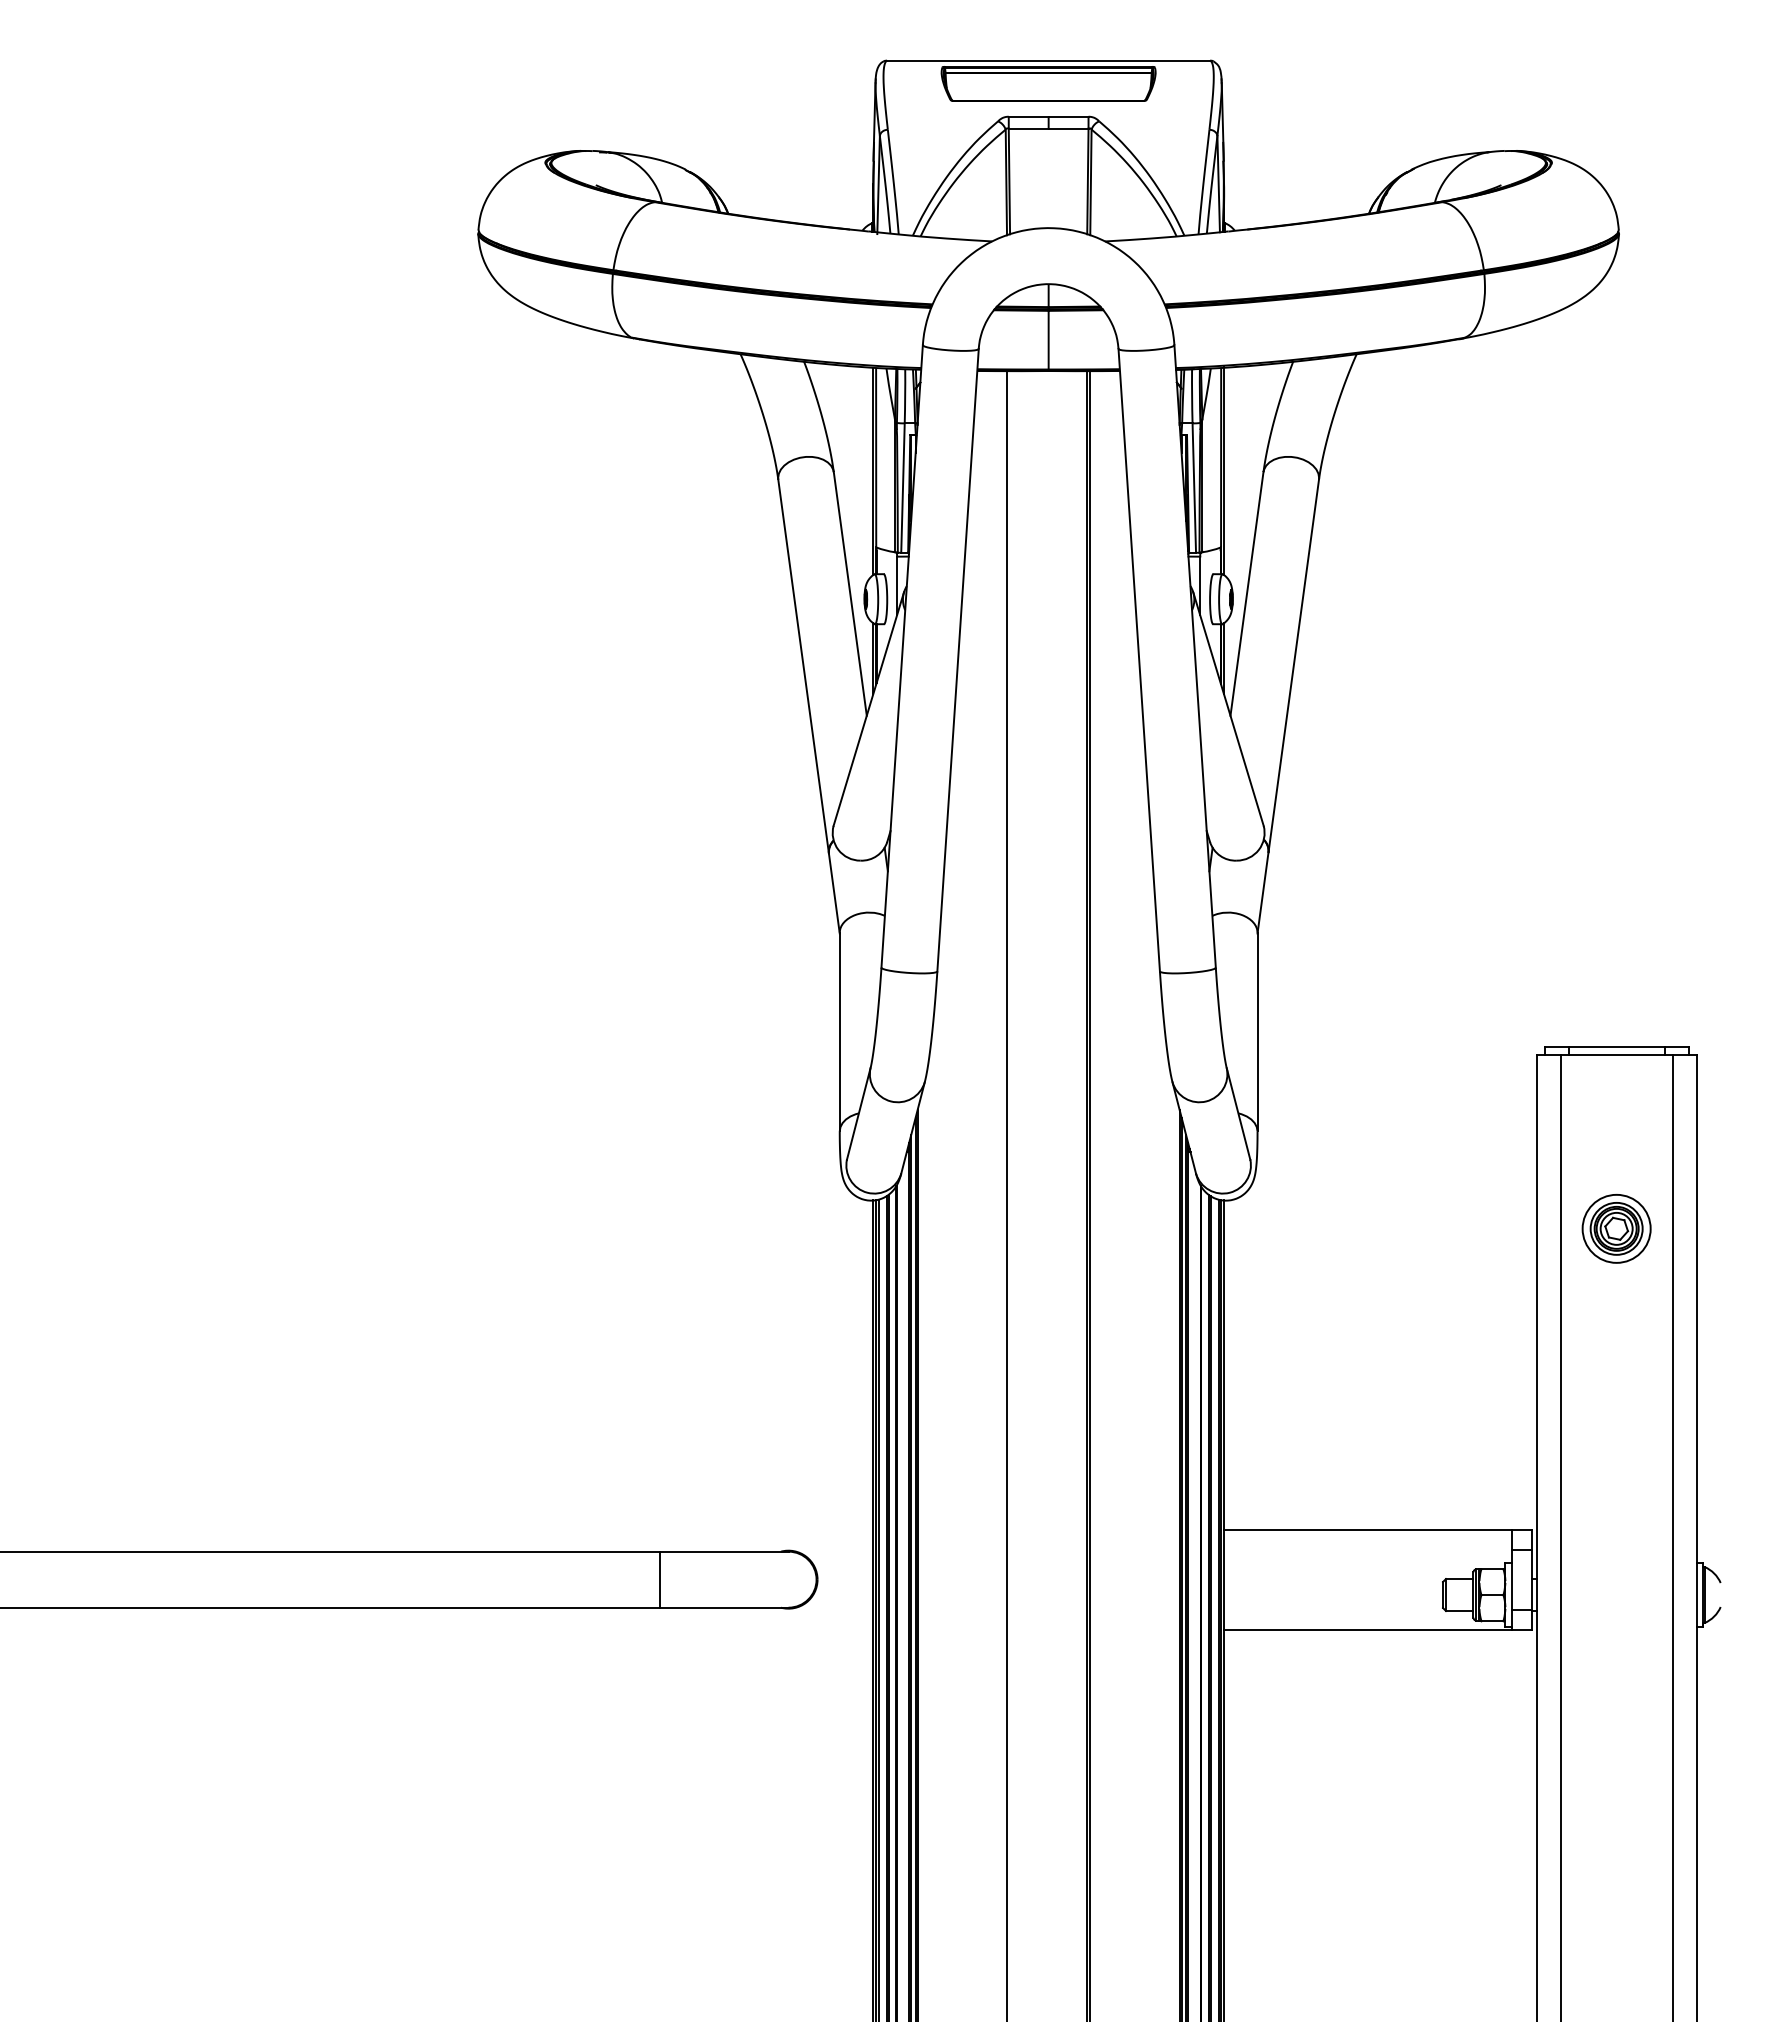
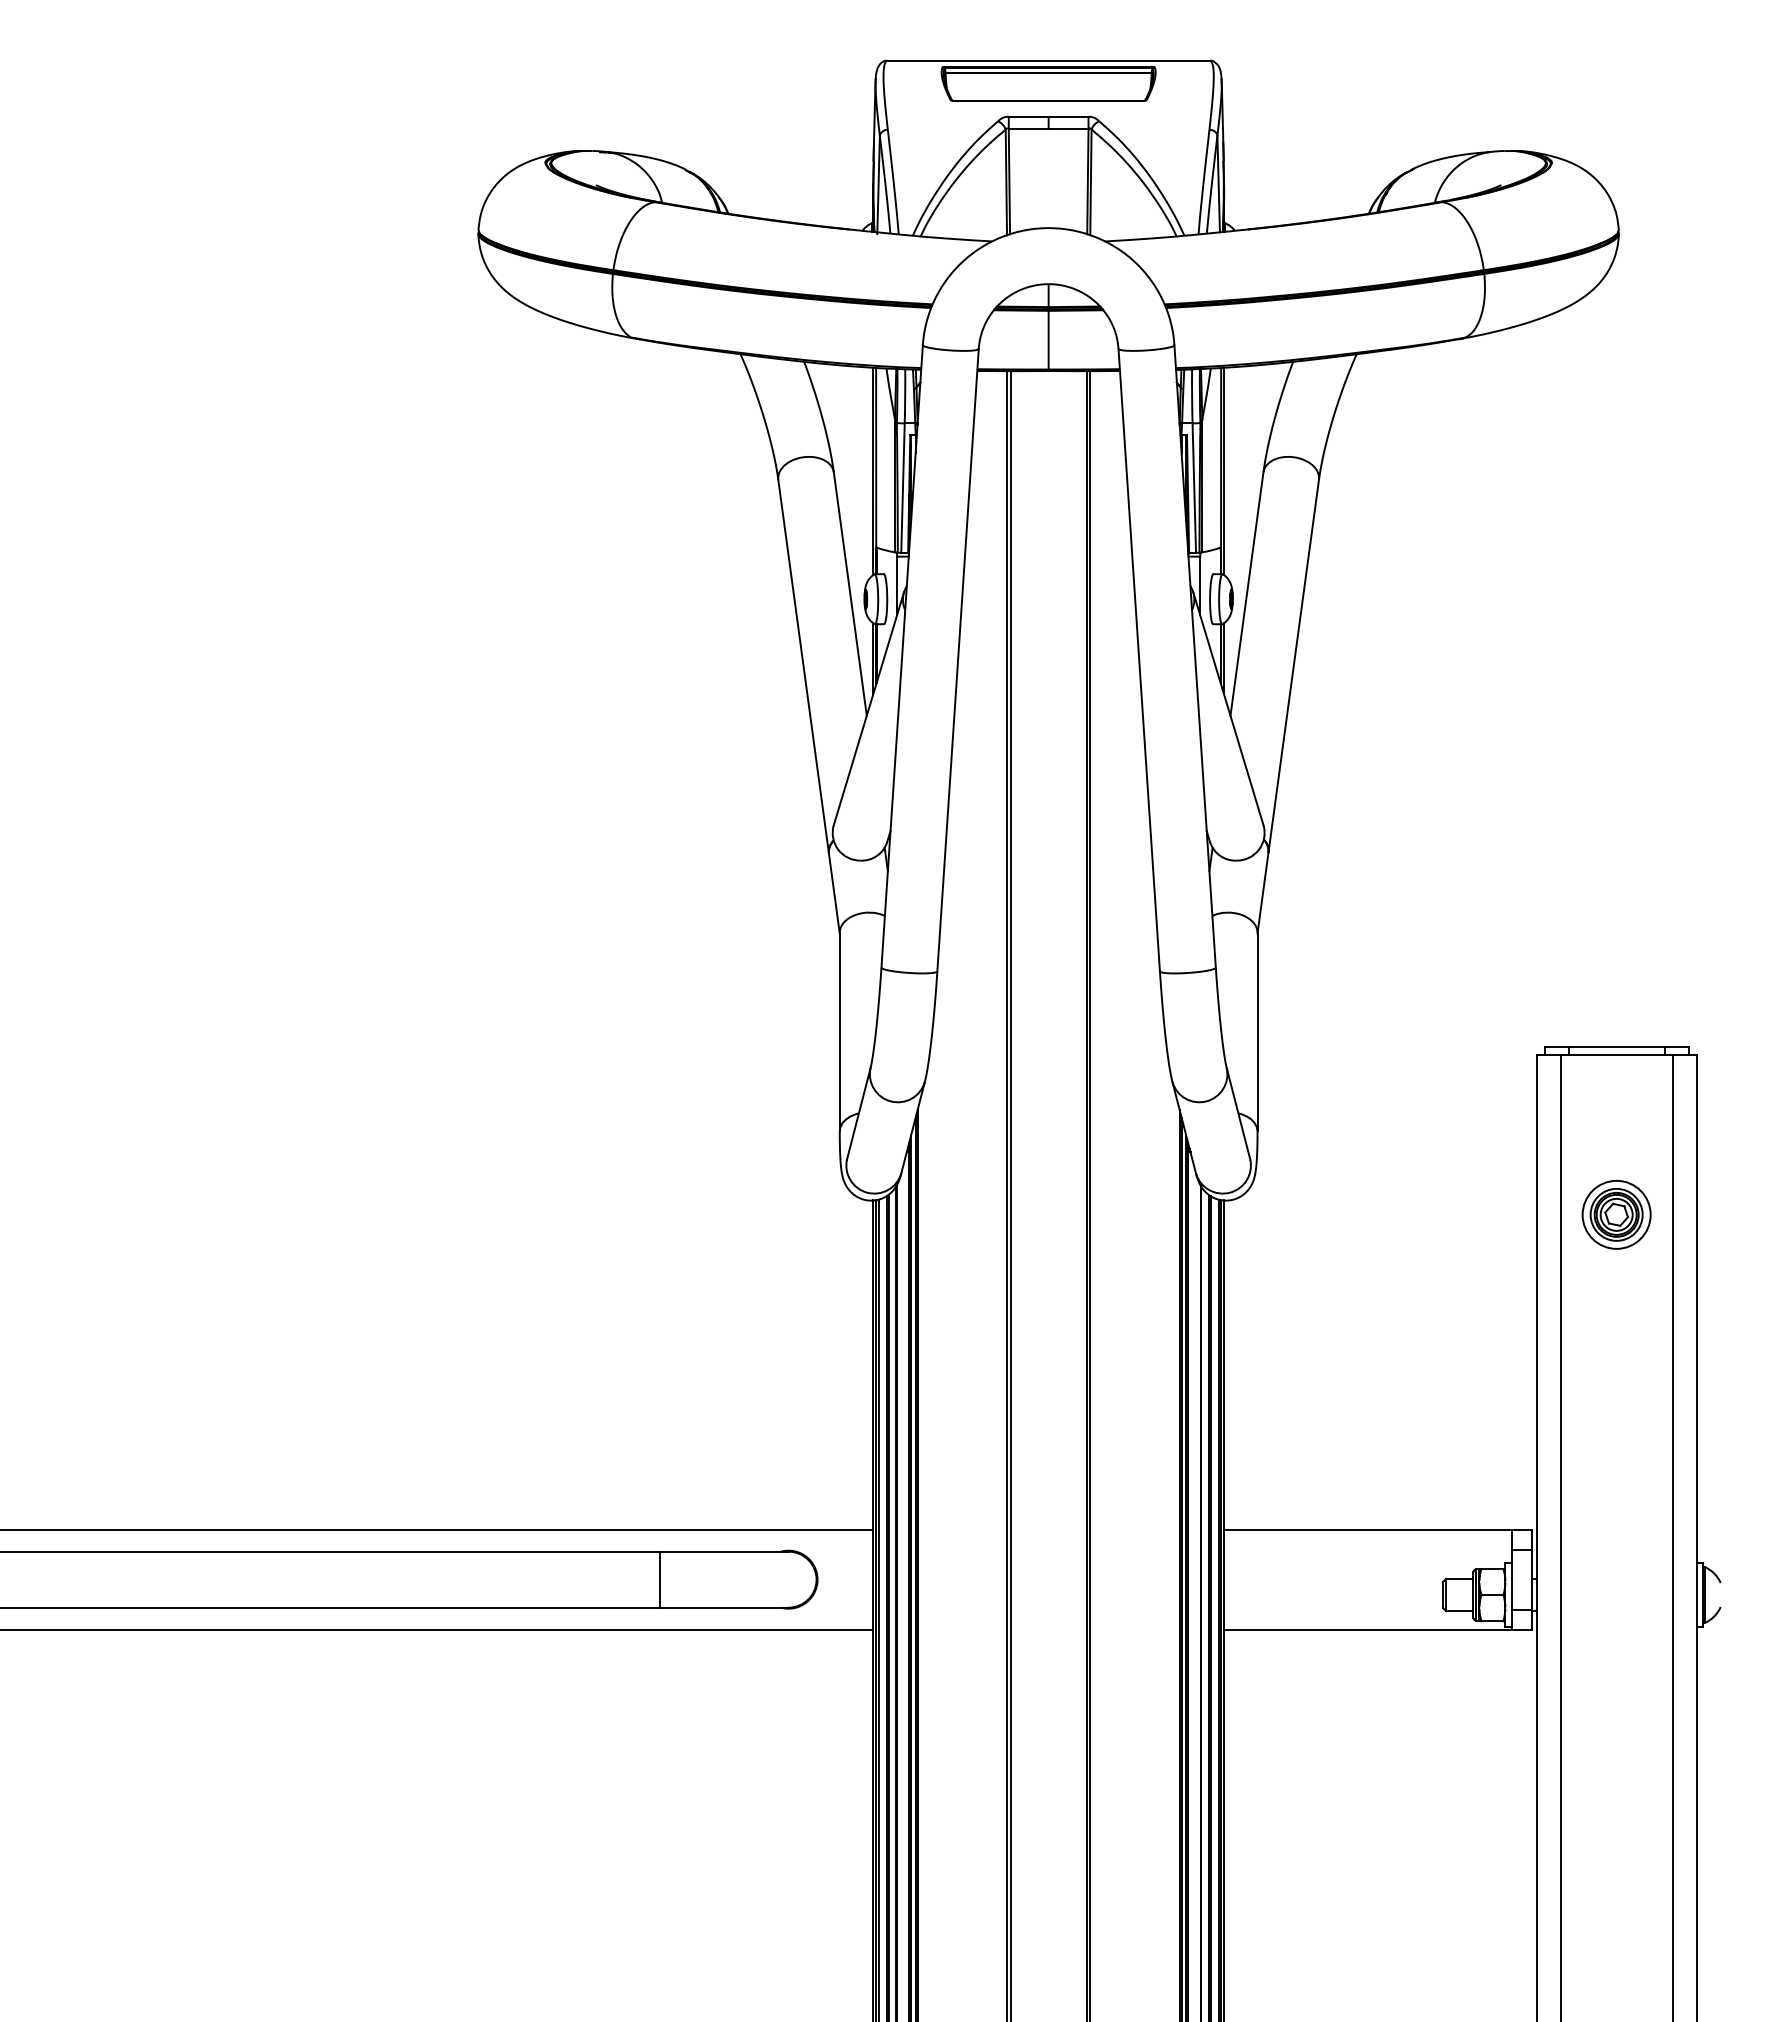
line: none -> present (1010, 1194)
part position: (1616, 1228) -> (1616, 1214) (1616, 1214)
line: none -> present (437, 1529)
line: none -> present (437, 1629)
